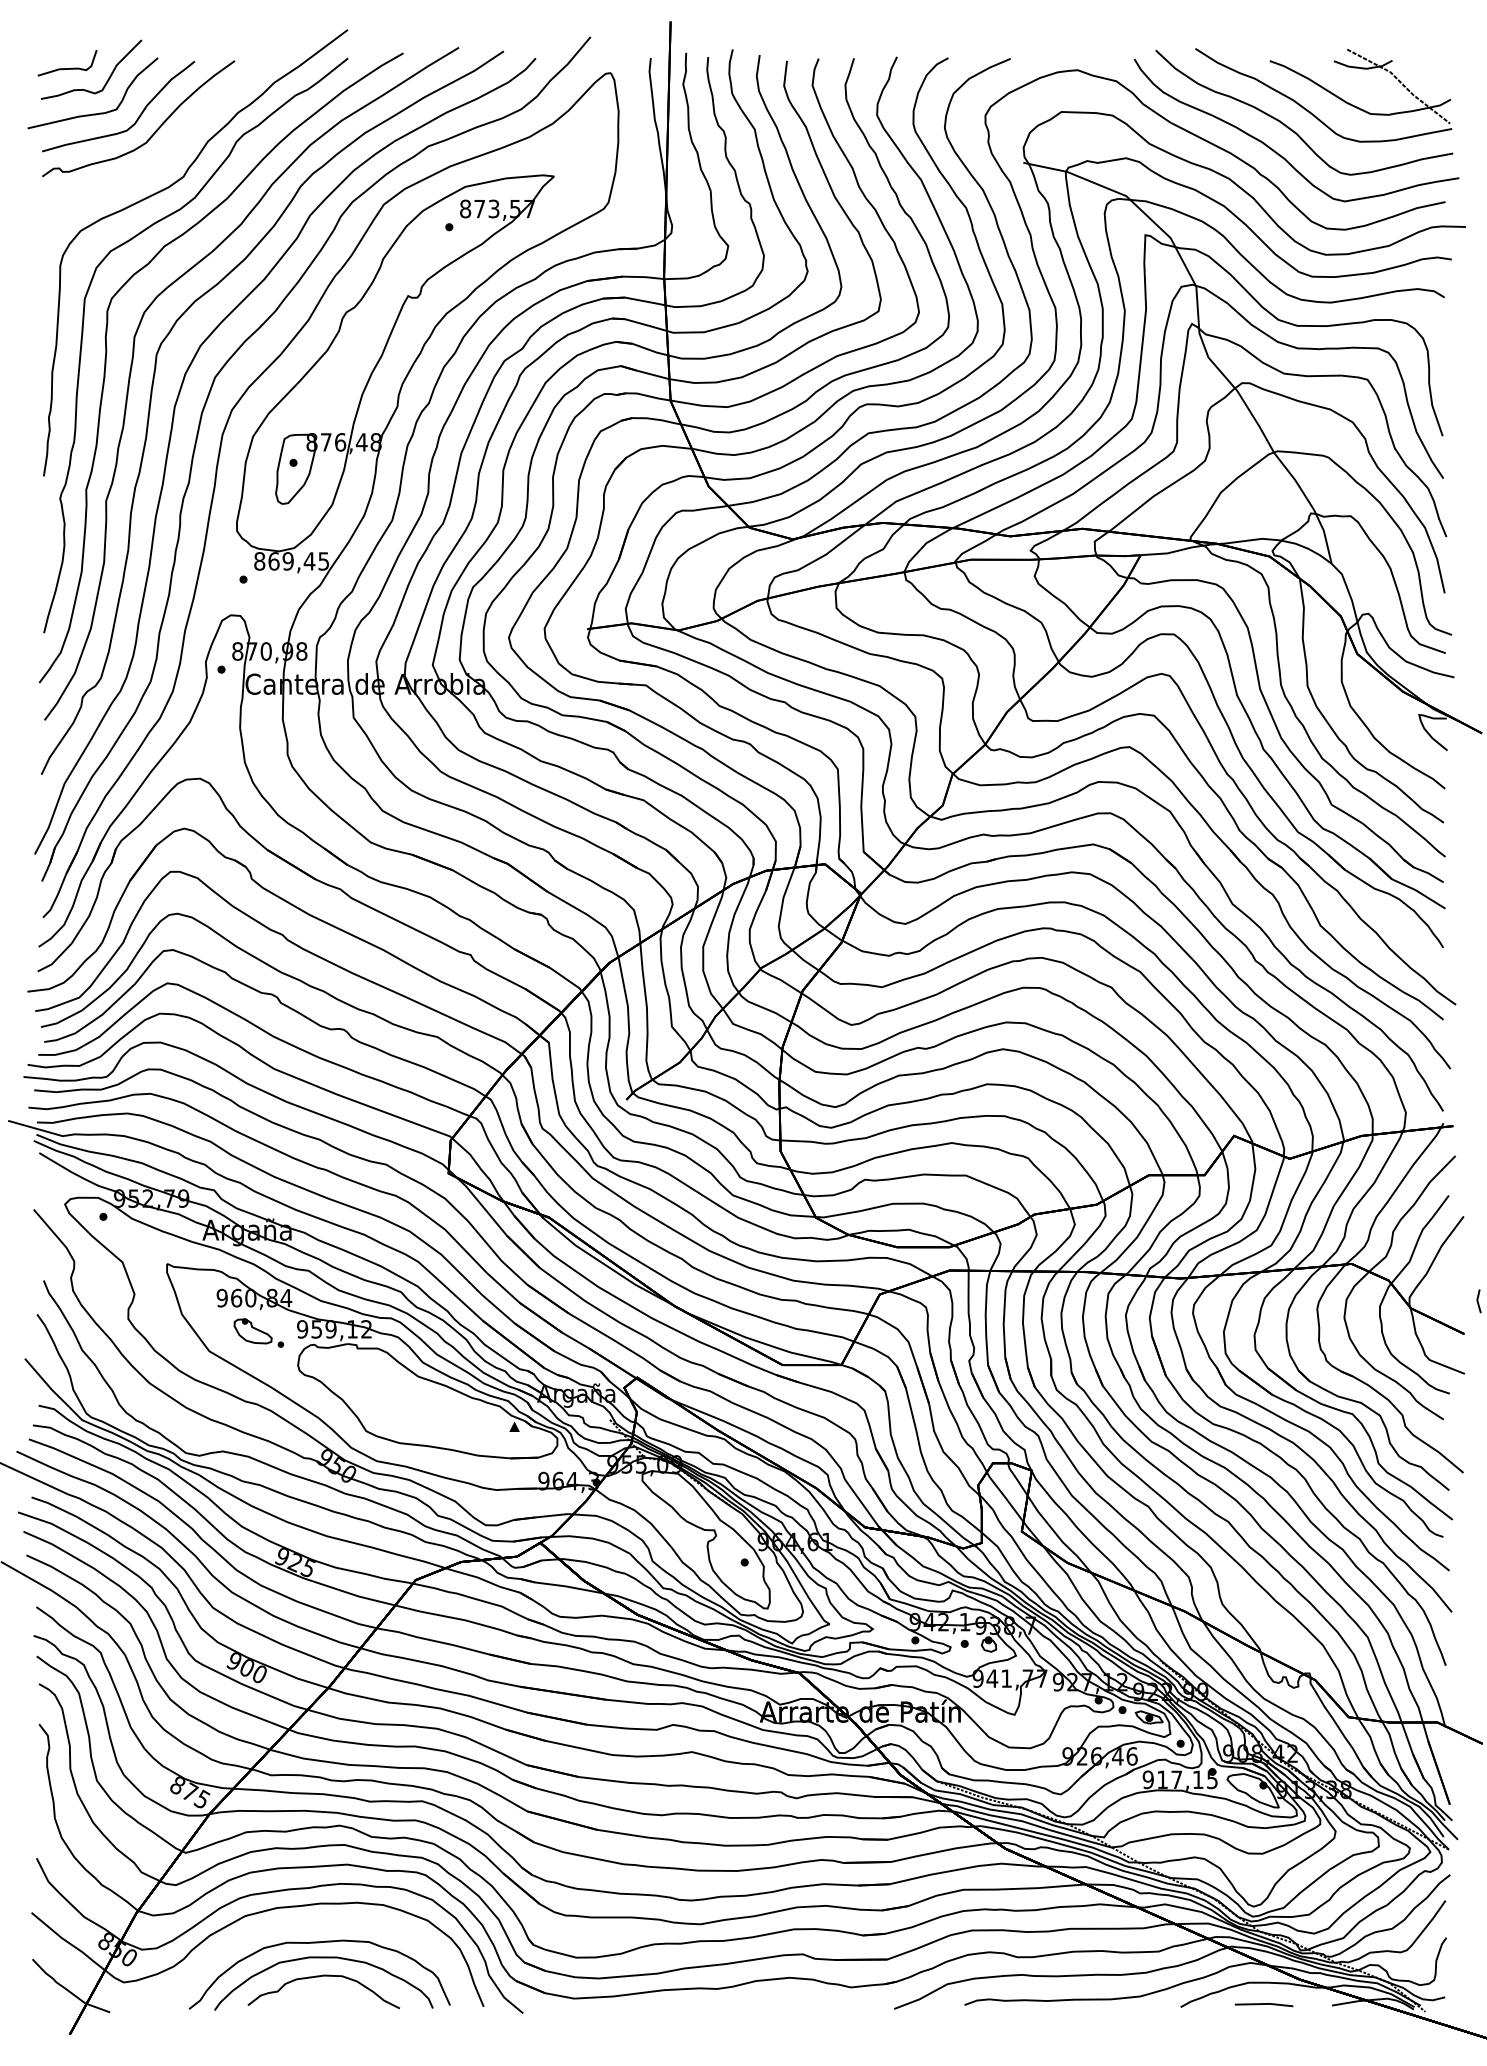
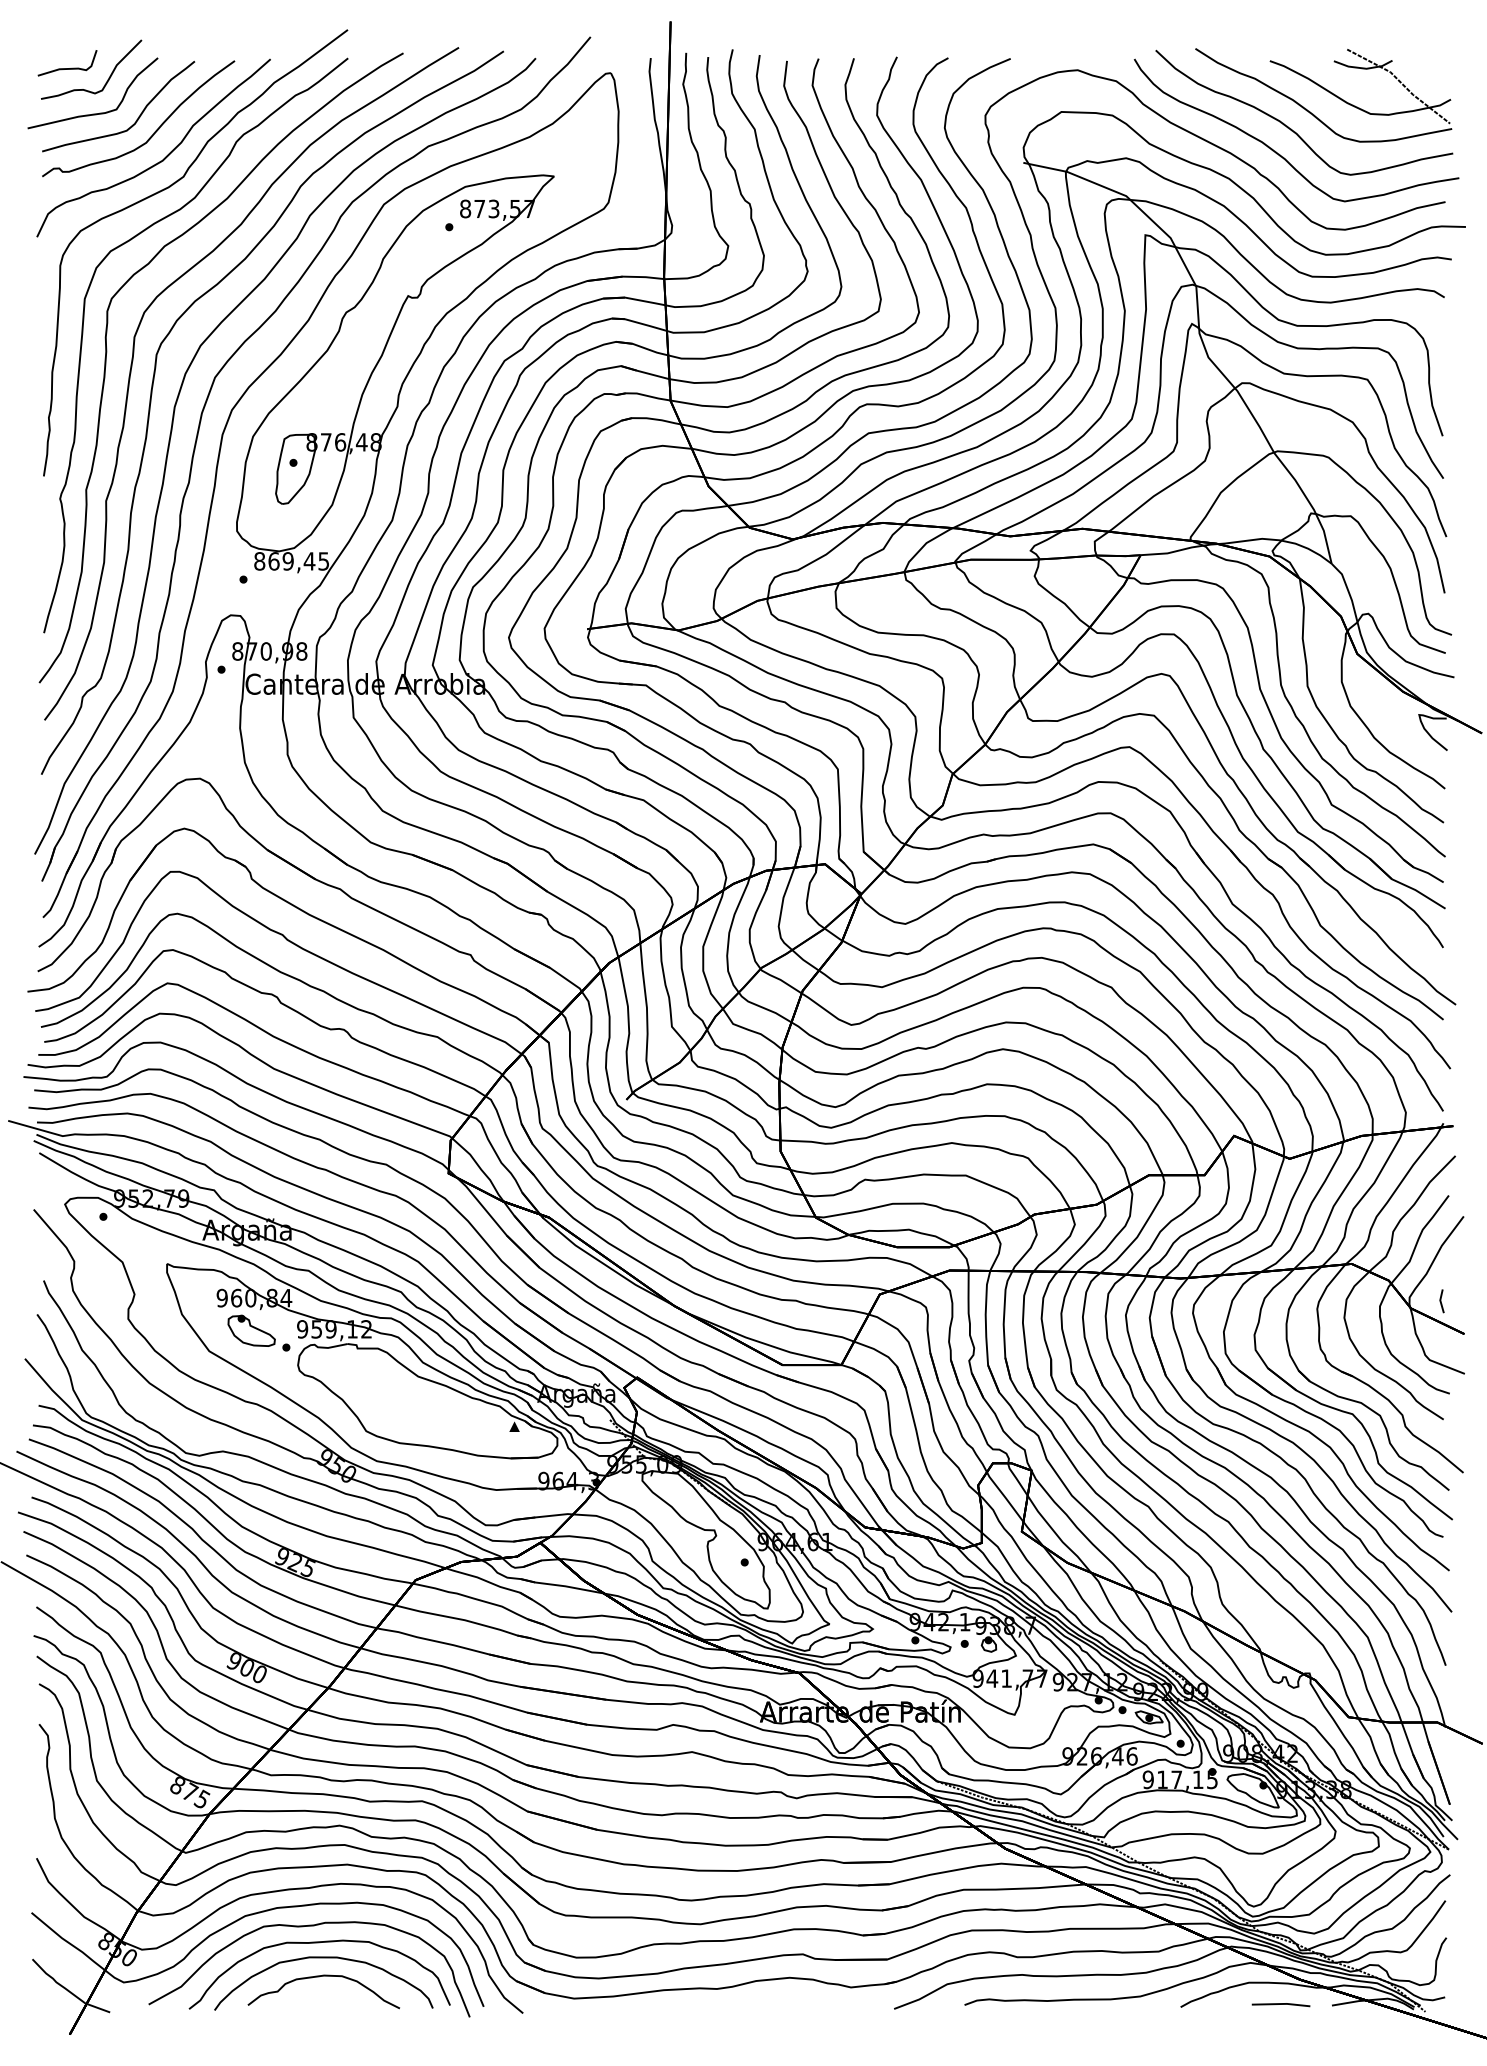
curve: none -> present (160, 160)
line position: (1478, 1301) -> (1441, 1301) (1441, 1301)
part size: 51x30 px -> 64x38 px (258, 1332)
curve: none -> present (303, 1927)
line position: (1263, 2004) -> (1280, 2004) (1280, 2004)
